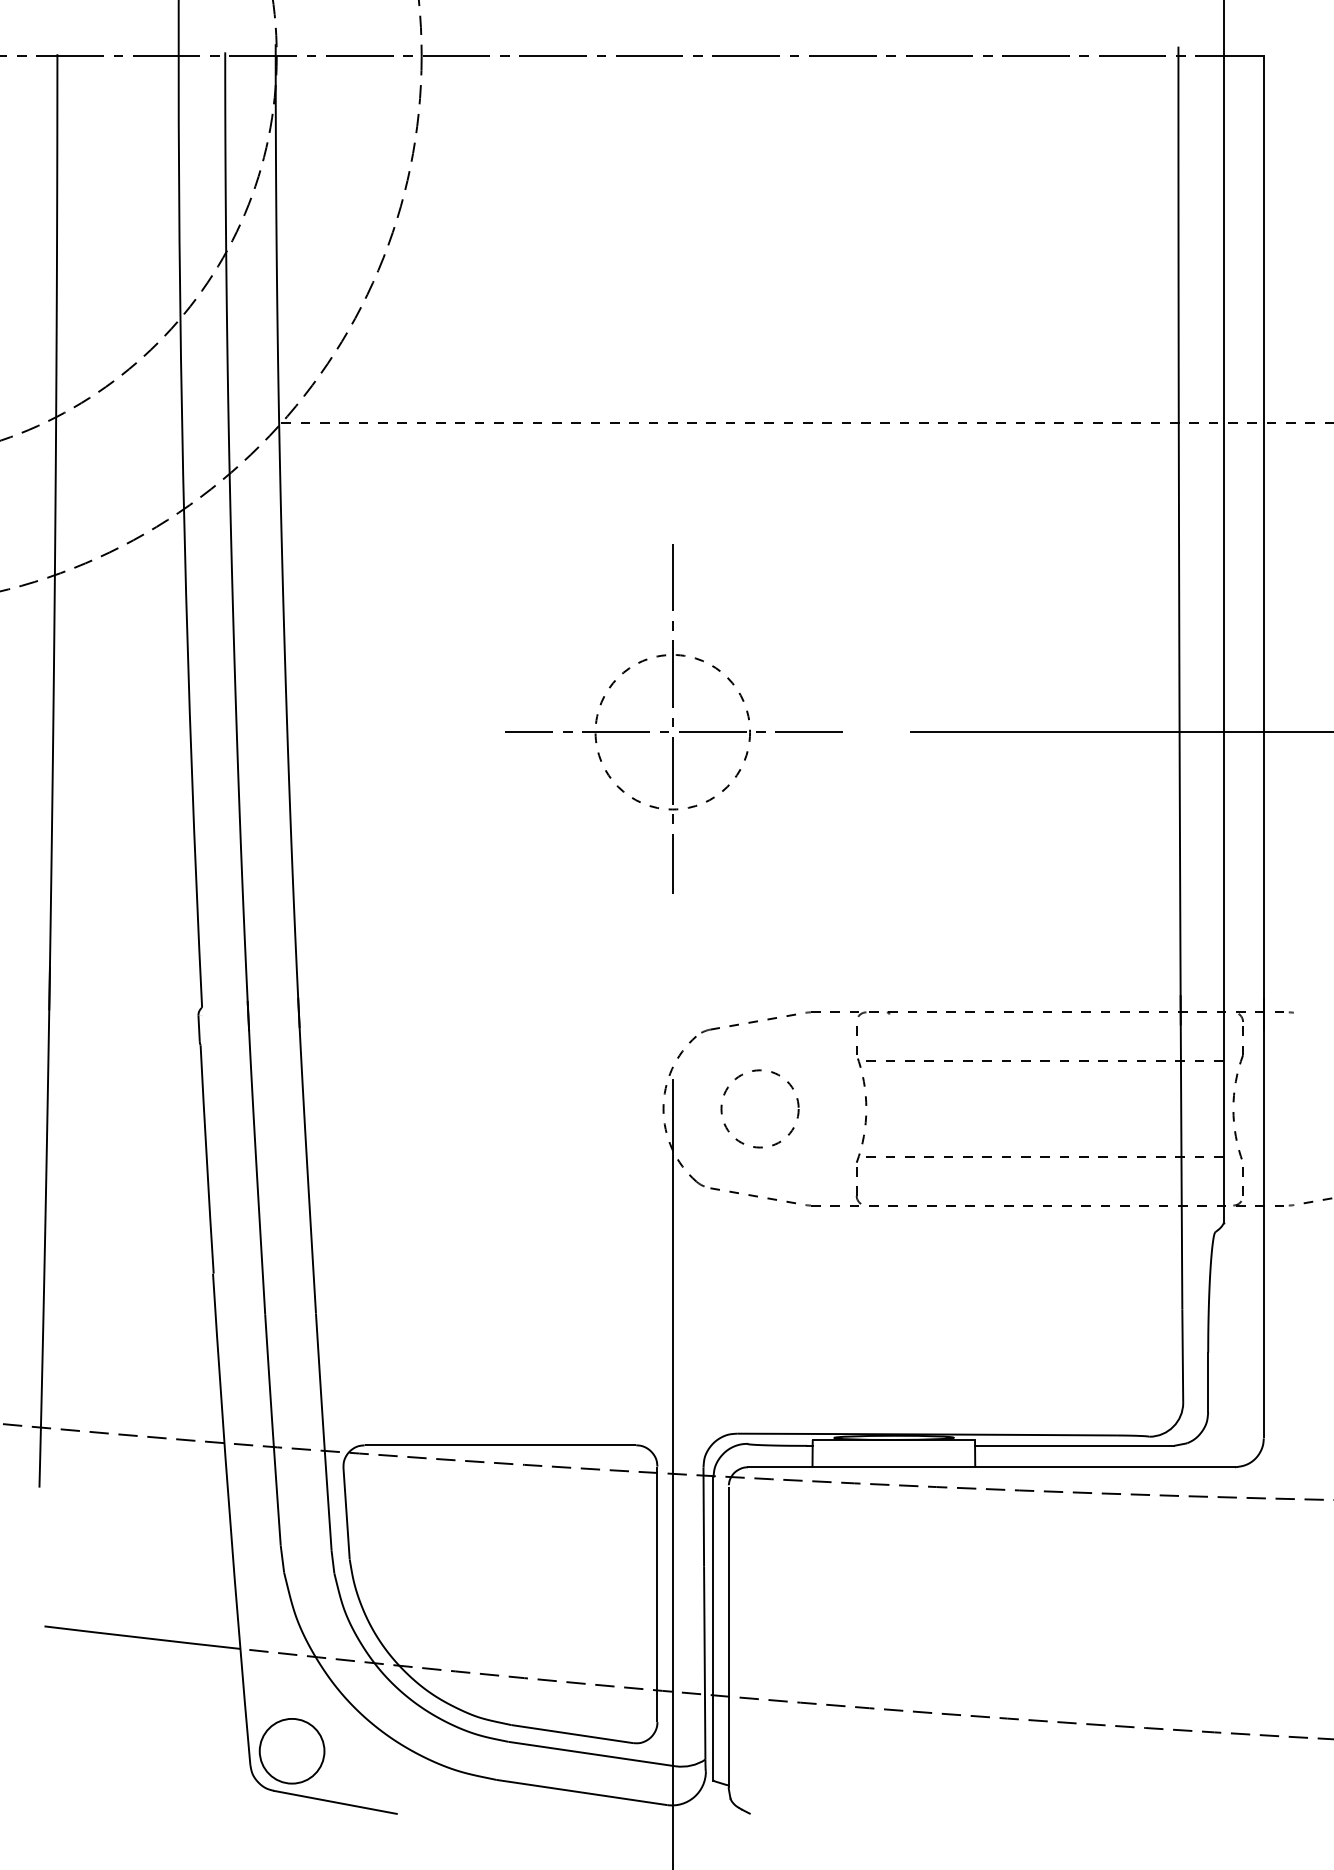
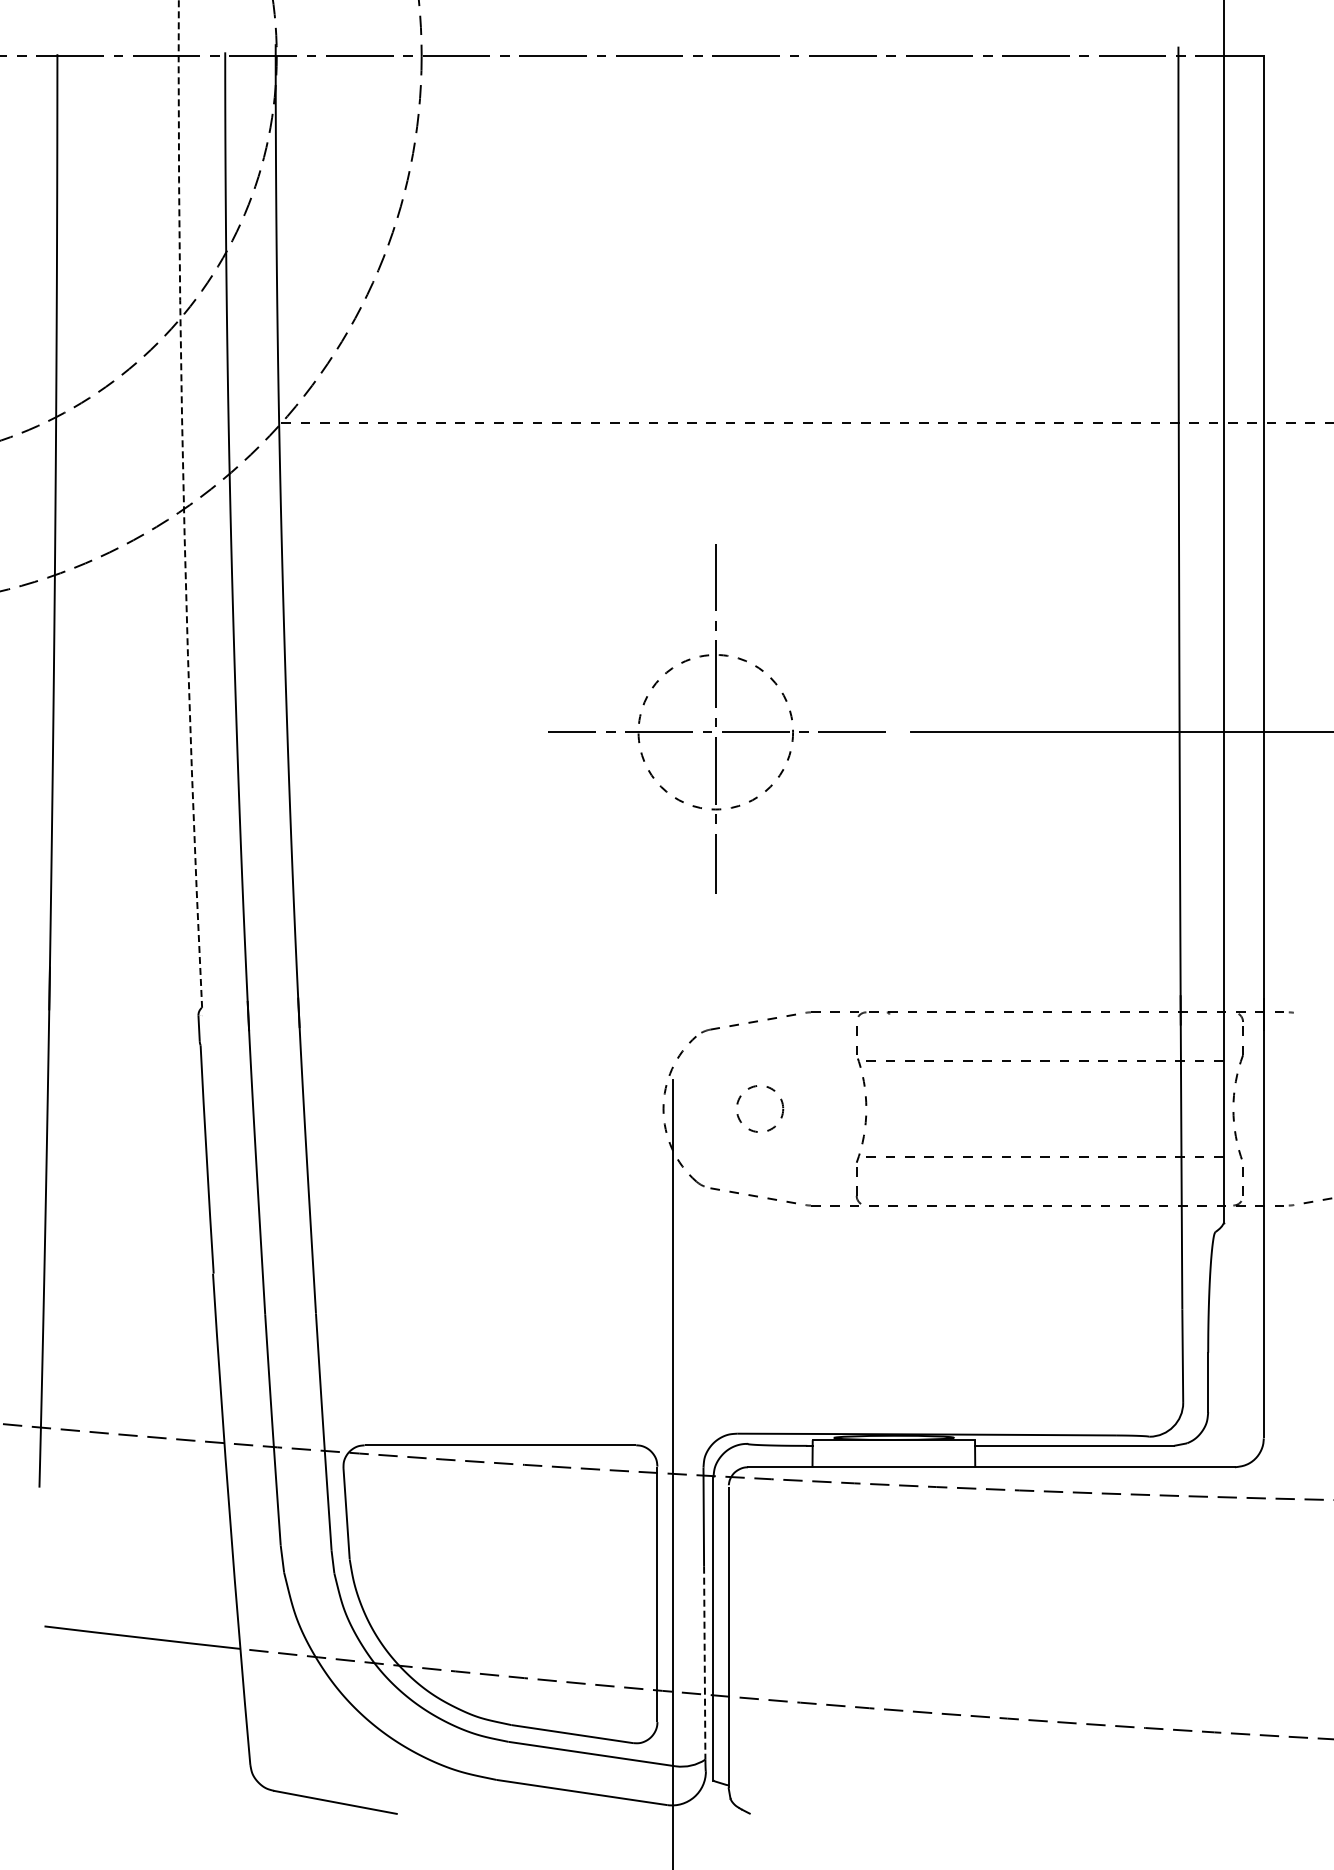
arc: solid -> dashed (183, 505)
part position: (673, 718) -> (716, 718) (716, 718)
circle size: 80x80 px -> 49x48 px (760, 1108)
line: solid -> dashed (704, 1663)
circle: present -> none (291, 1751)
